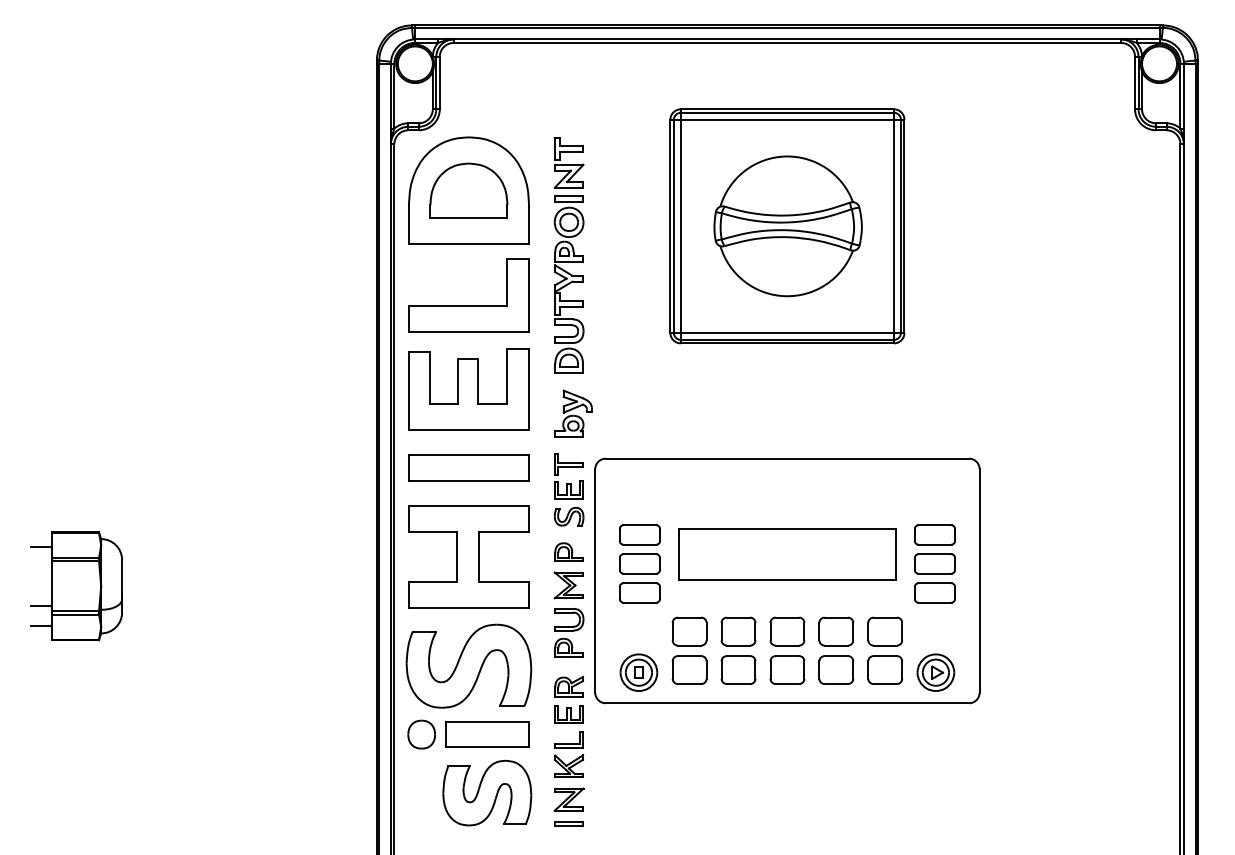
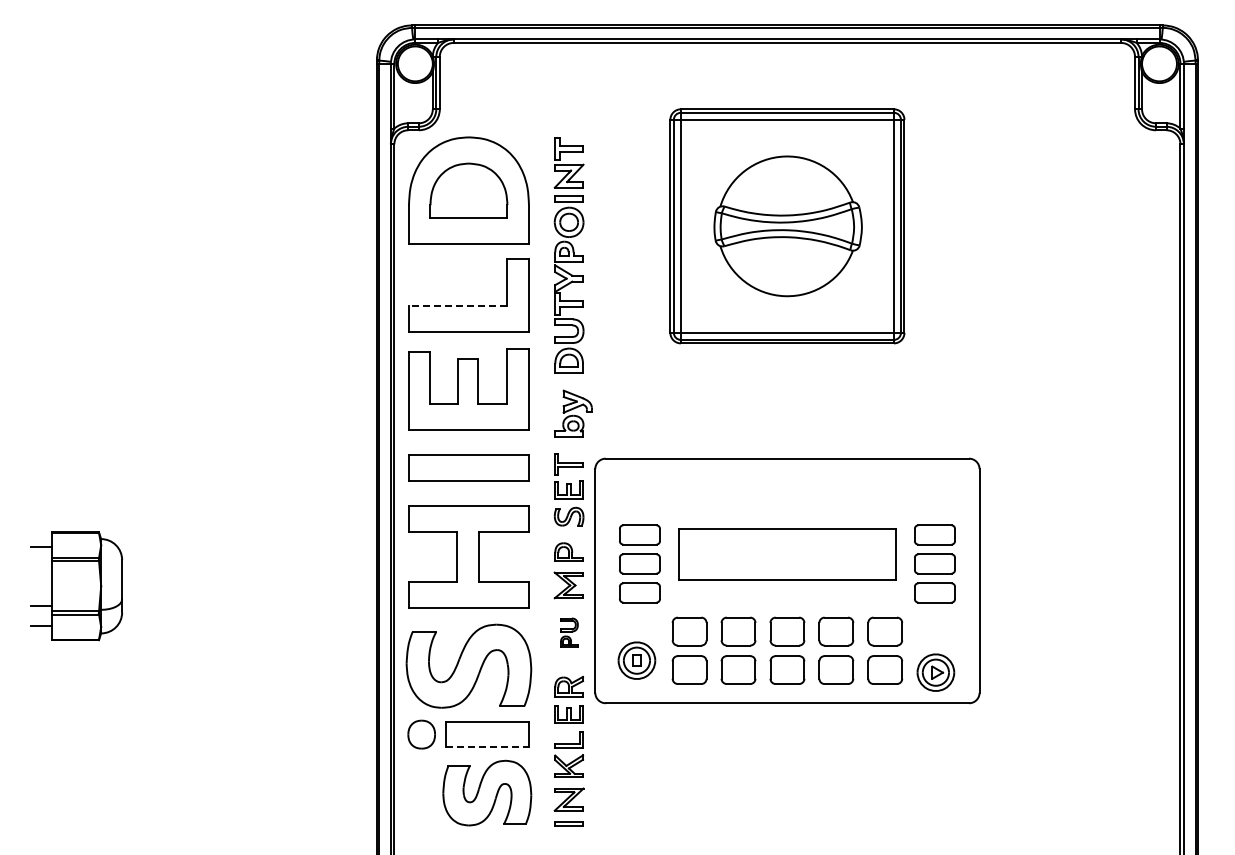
line: solid -> dashed (457, 305)
part size: 31x50 px -> 19x31 px (569, 632)
part position: (638, 672) -> (636, 660) (636, 660)
line: solid -> dashed (487, 747)
